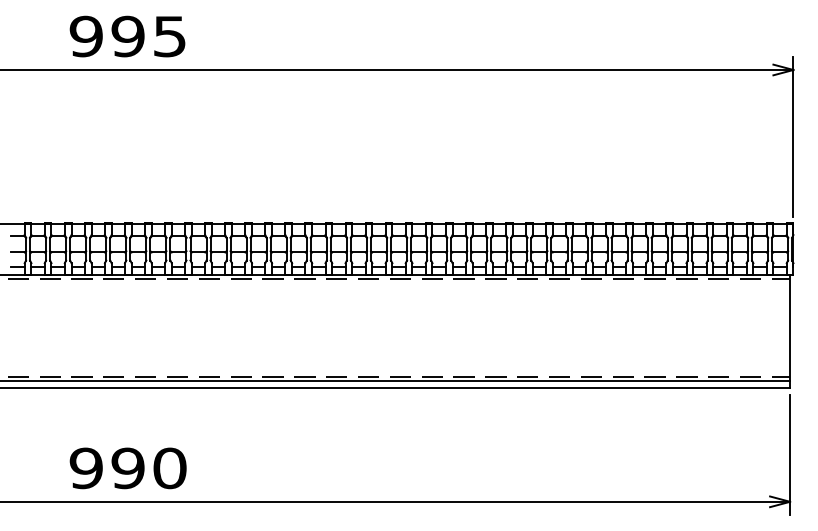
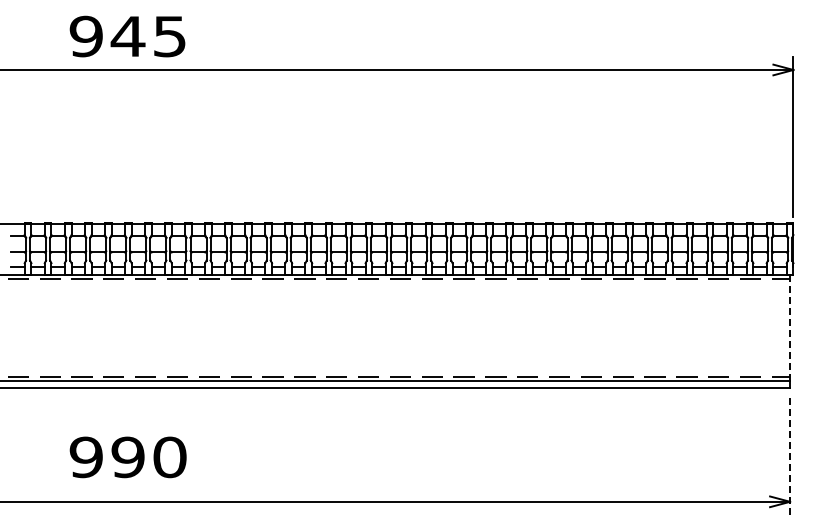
text: 995 -> 945 (127, 36)
line: solid -> dashed (790, 328)
line: solid -> dashed (790, 454)
text position: (127, 468) -> (127, 457) (127, 457)
